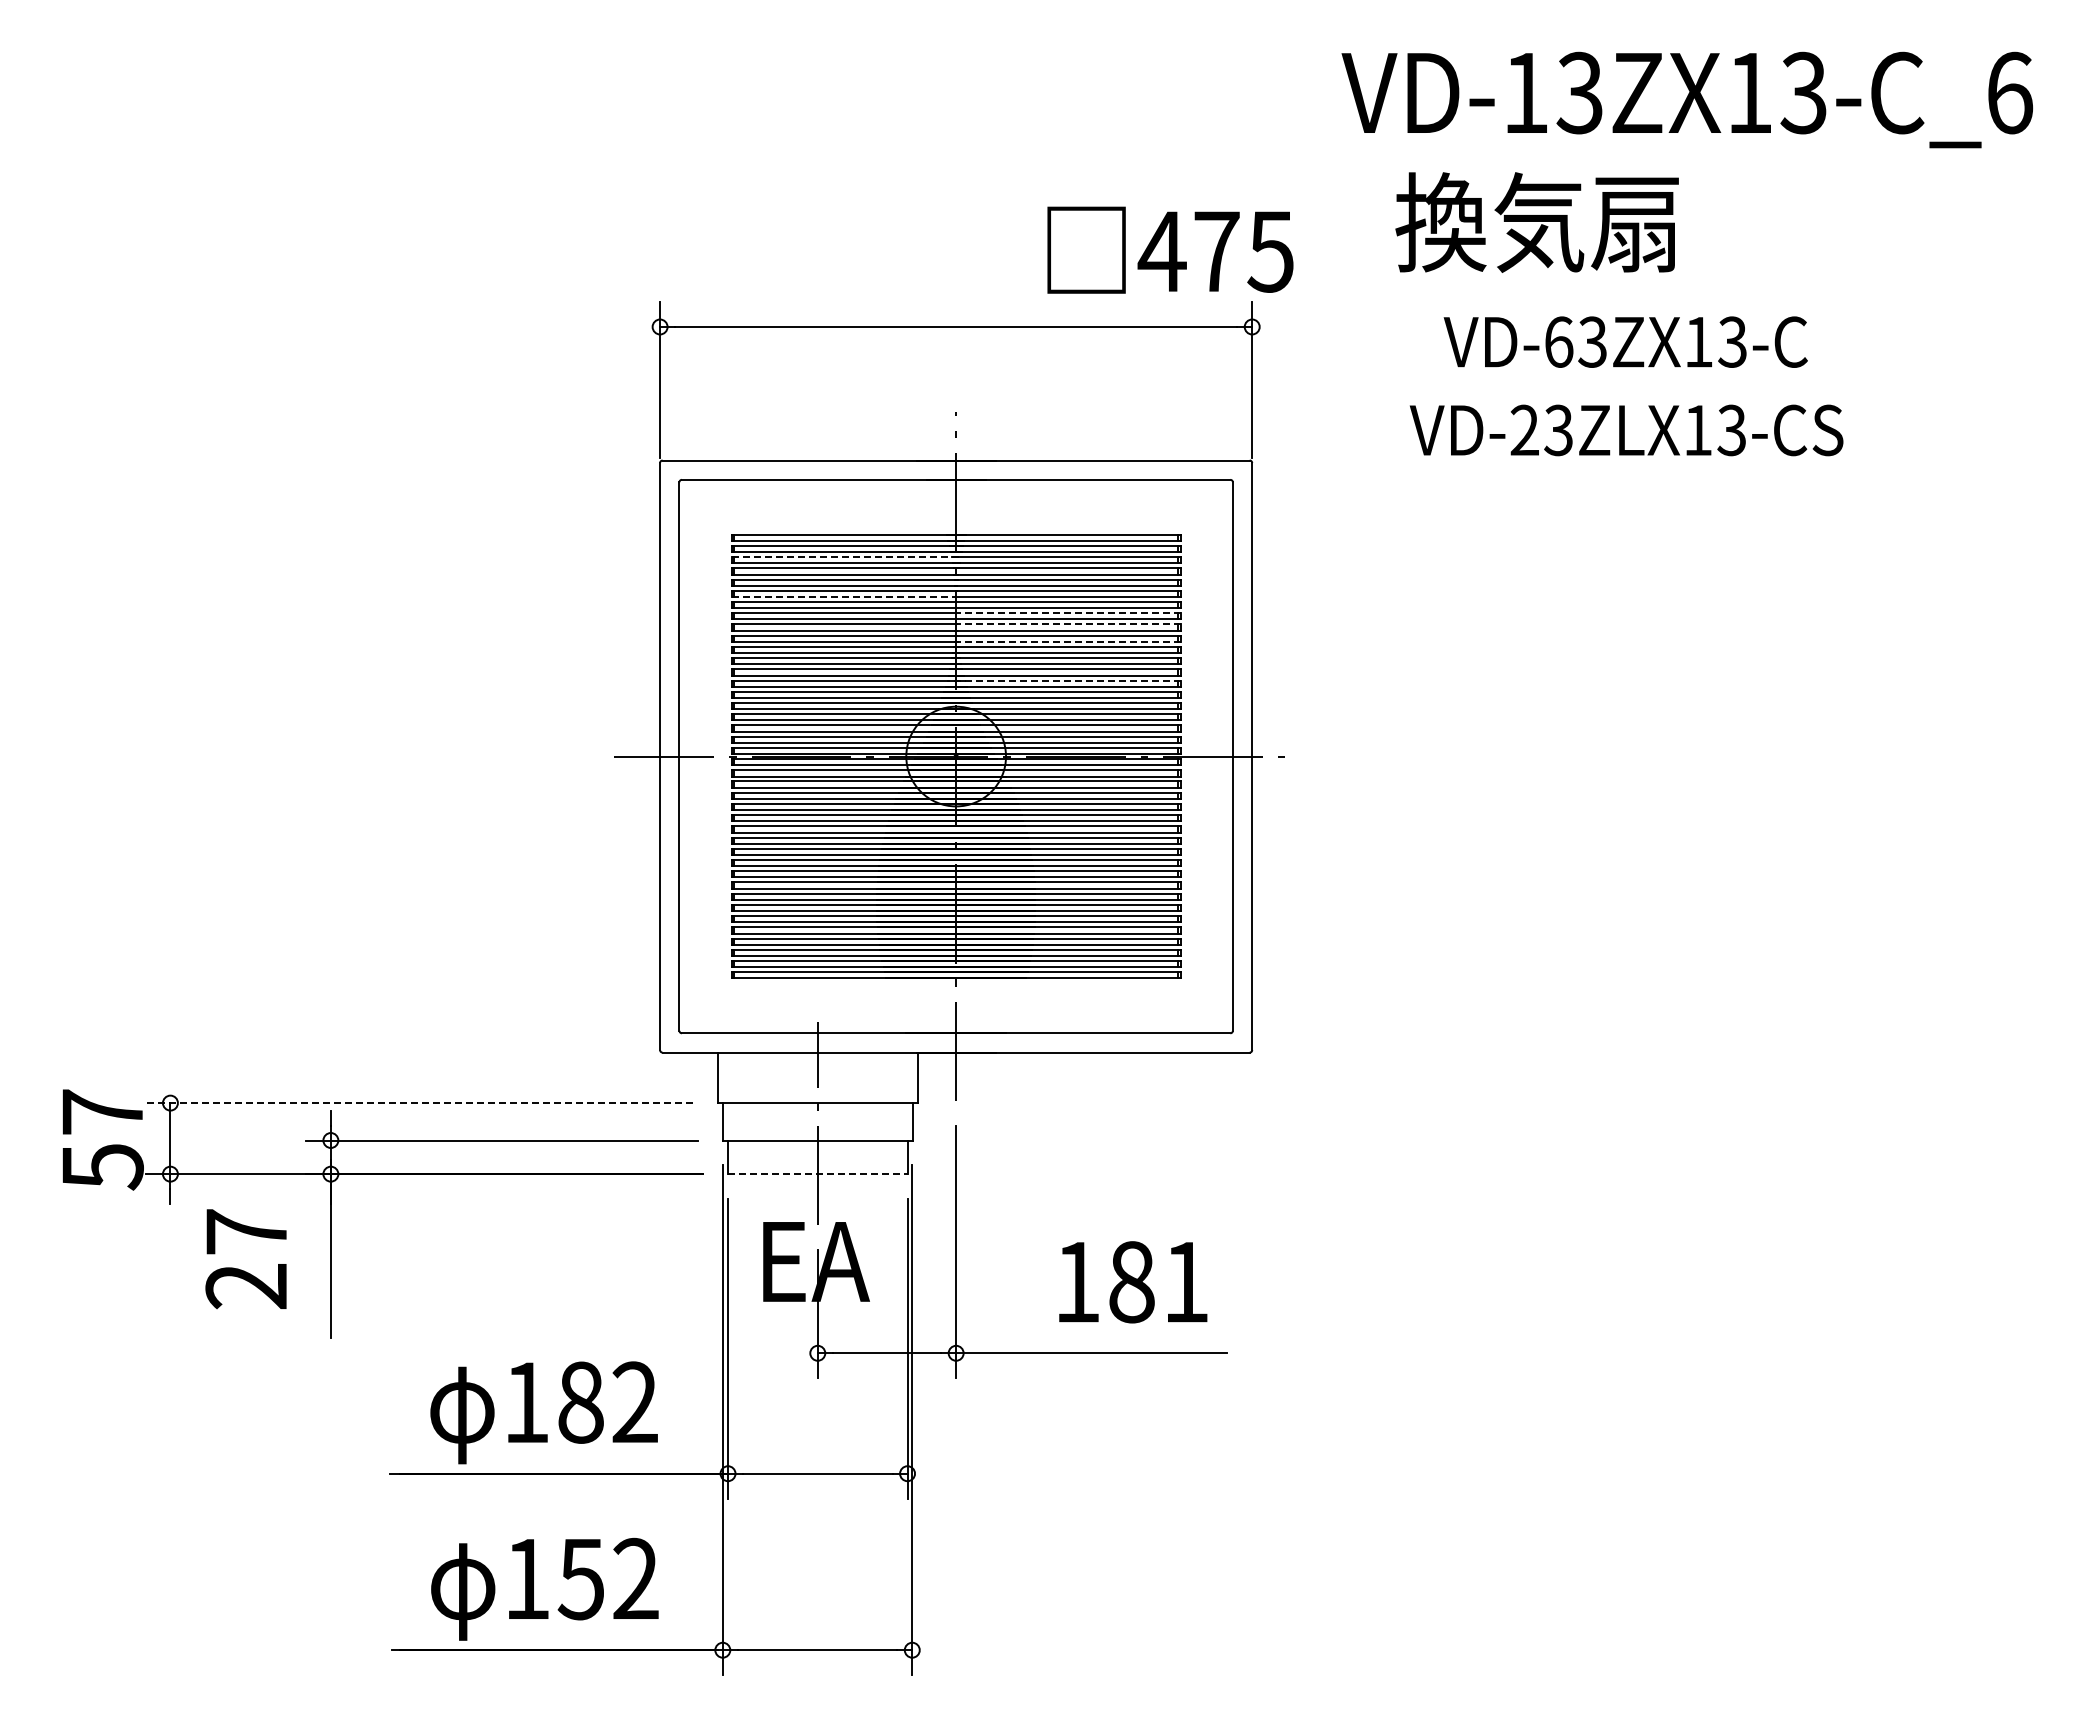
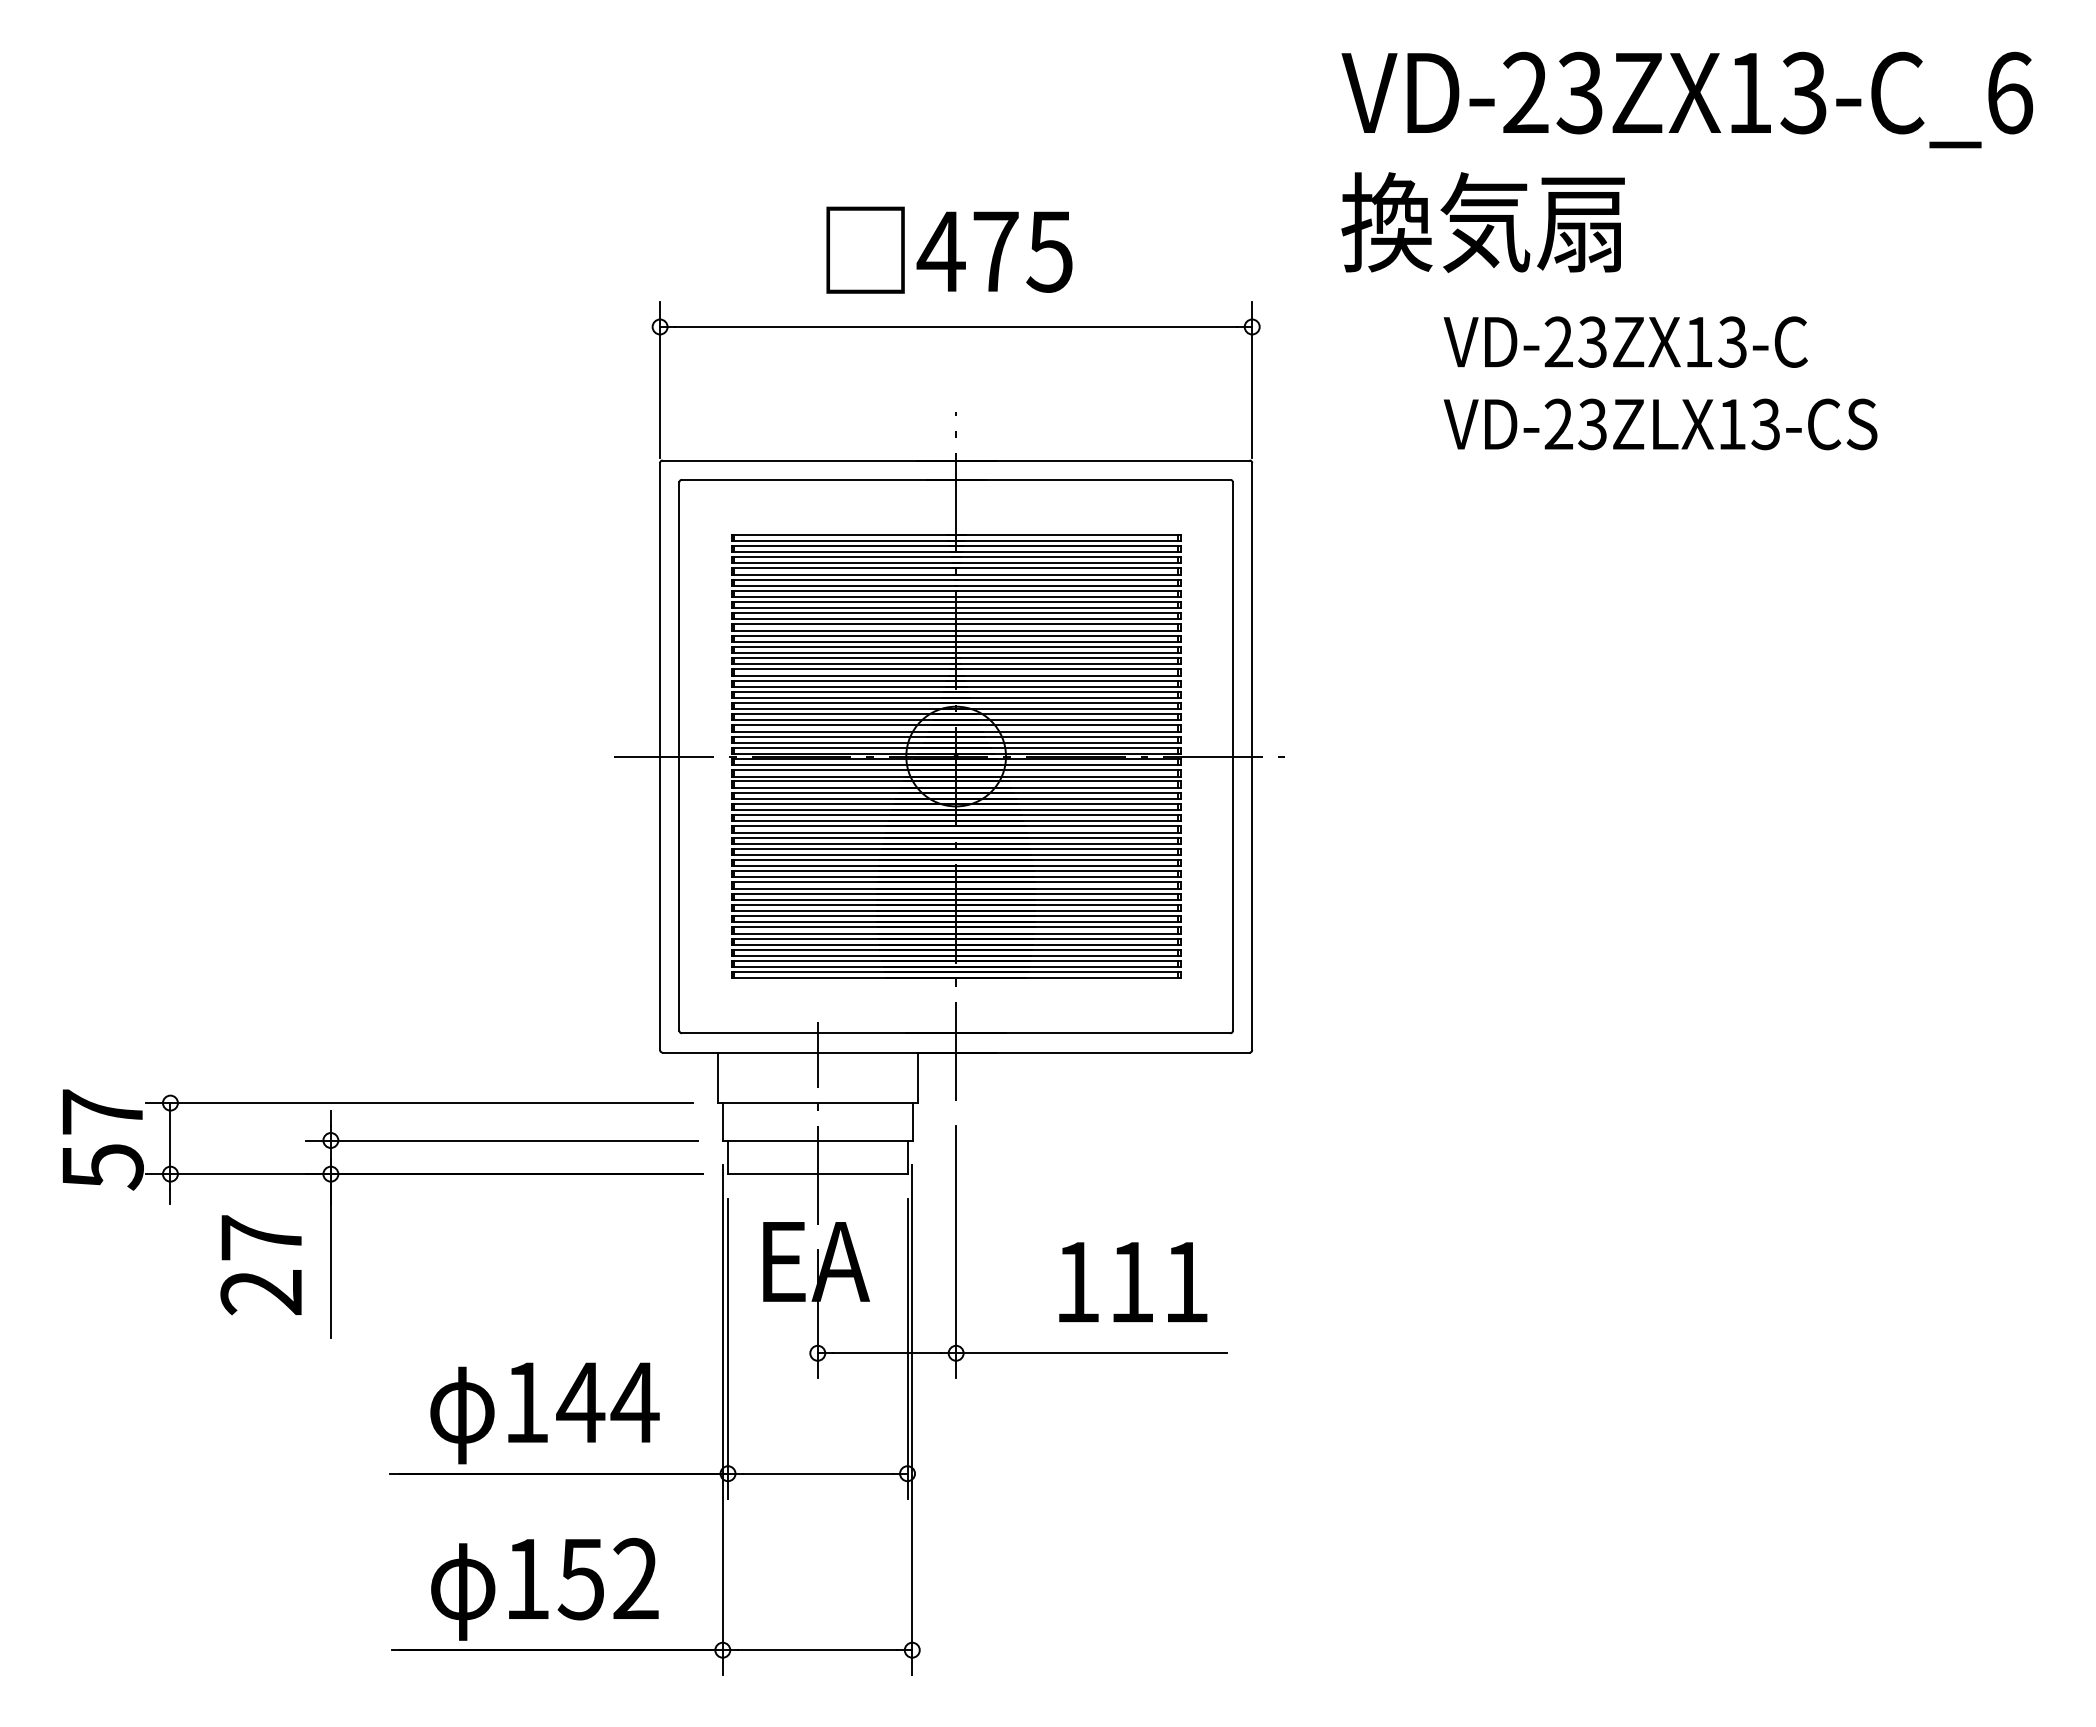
text: VD-13ZX13-C_6 -> VD-23ZX13-C_6 (1525, 91)
text position: (1536, 222) -> (1482, 222) (1482, 222)
text position: (1170, 249) -> (949, 249) (949, 249)
text: VD-63ZX13-C -> VD-23ZX13-C (1558, 341)
text position: (1626, 430) -> (1660, 424) (1660, 424)
line: dashed -> solid (846, 557)
line: dashed -> solid (844, 597)
line: dashed -> solid (1067, 613)
line: dashed -> solid (1067, 624)
line: dashed -> solid (1066, 641)
line: dashed -> solid (1063, 680)
line: dashed -> solid (419, 1103)
line: dashed -> solid (817, 1174)
text position: (245, 1259) -> (260, 1265) (260, 1265)
text: 181 -> 111 (1131, 1282)
text: 182 -> 144 (607, 1402)
